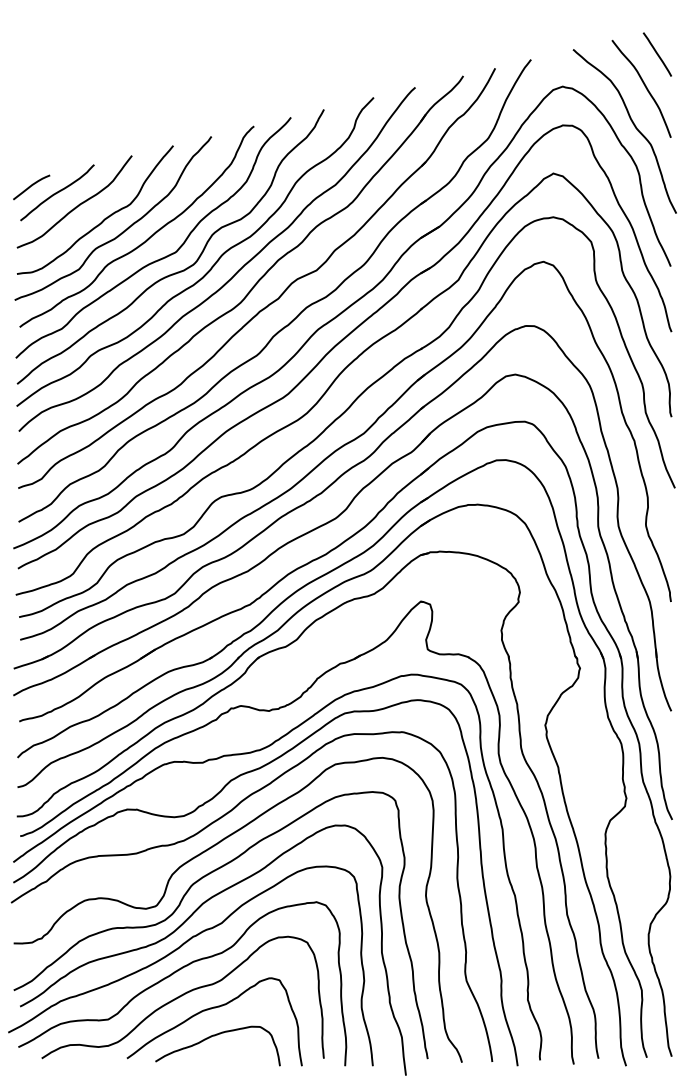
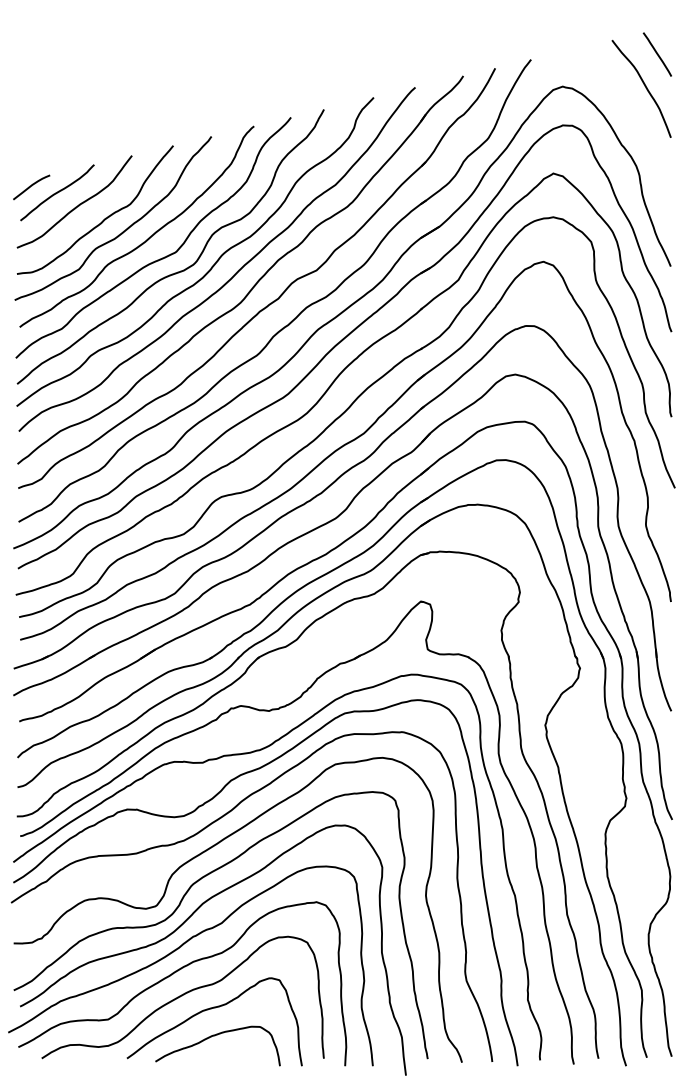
curve: present -> none (634, 127)
